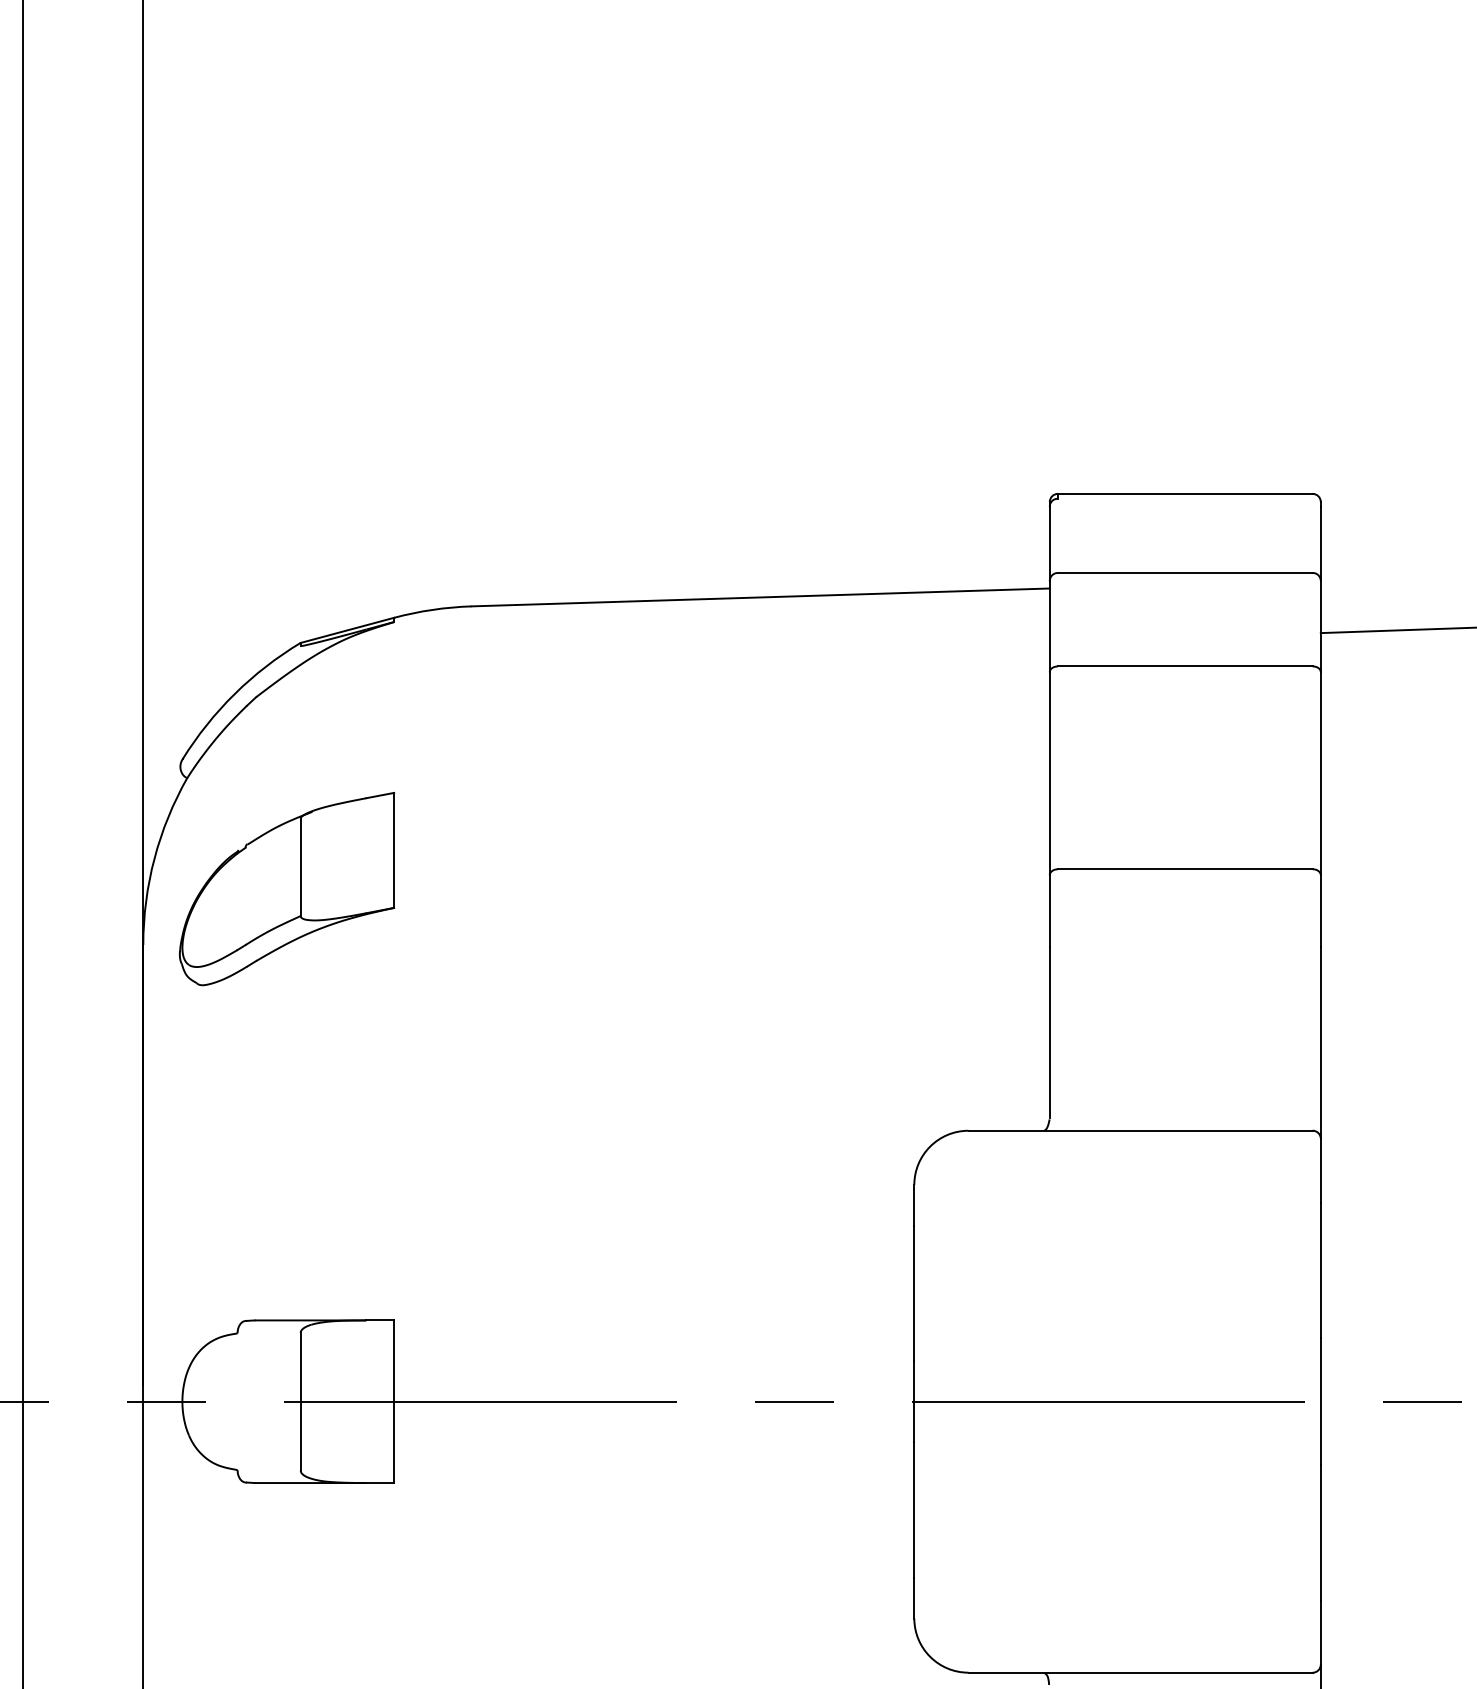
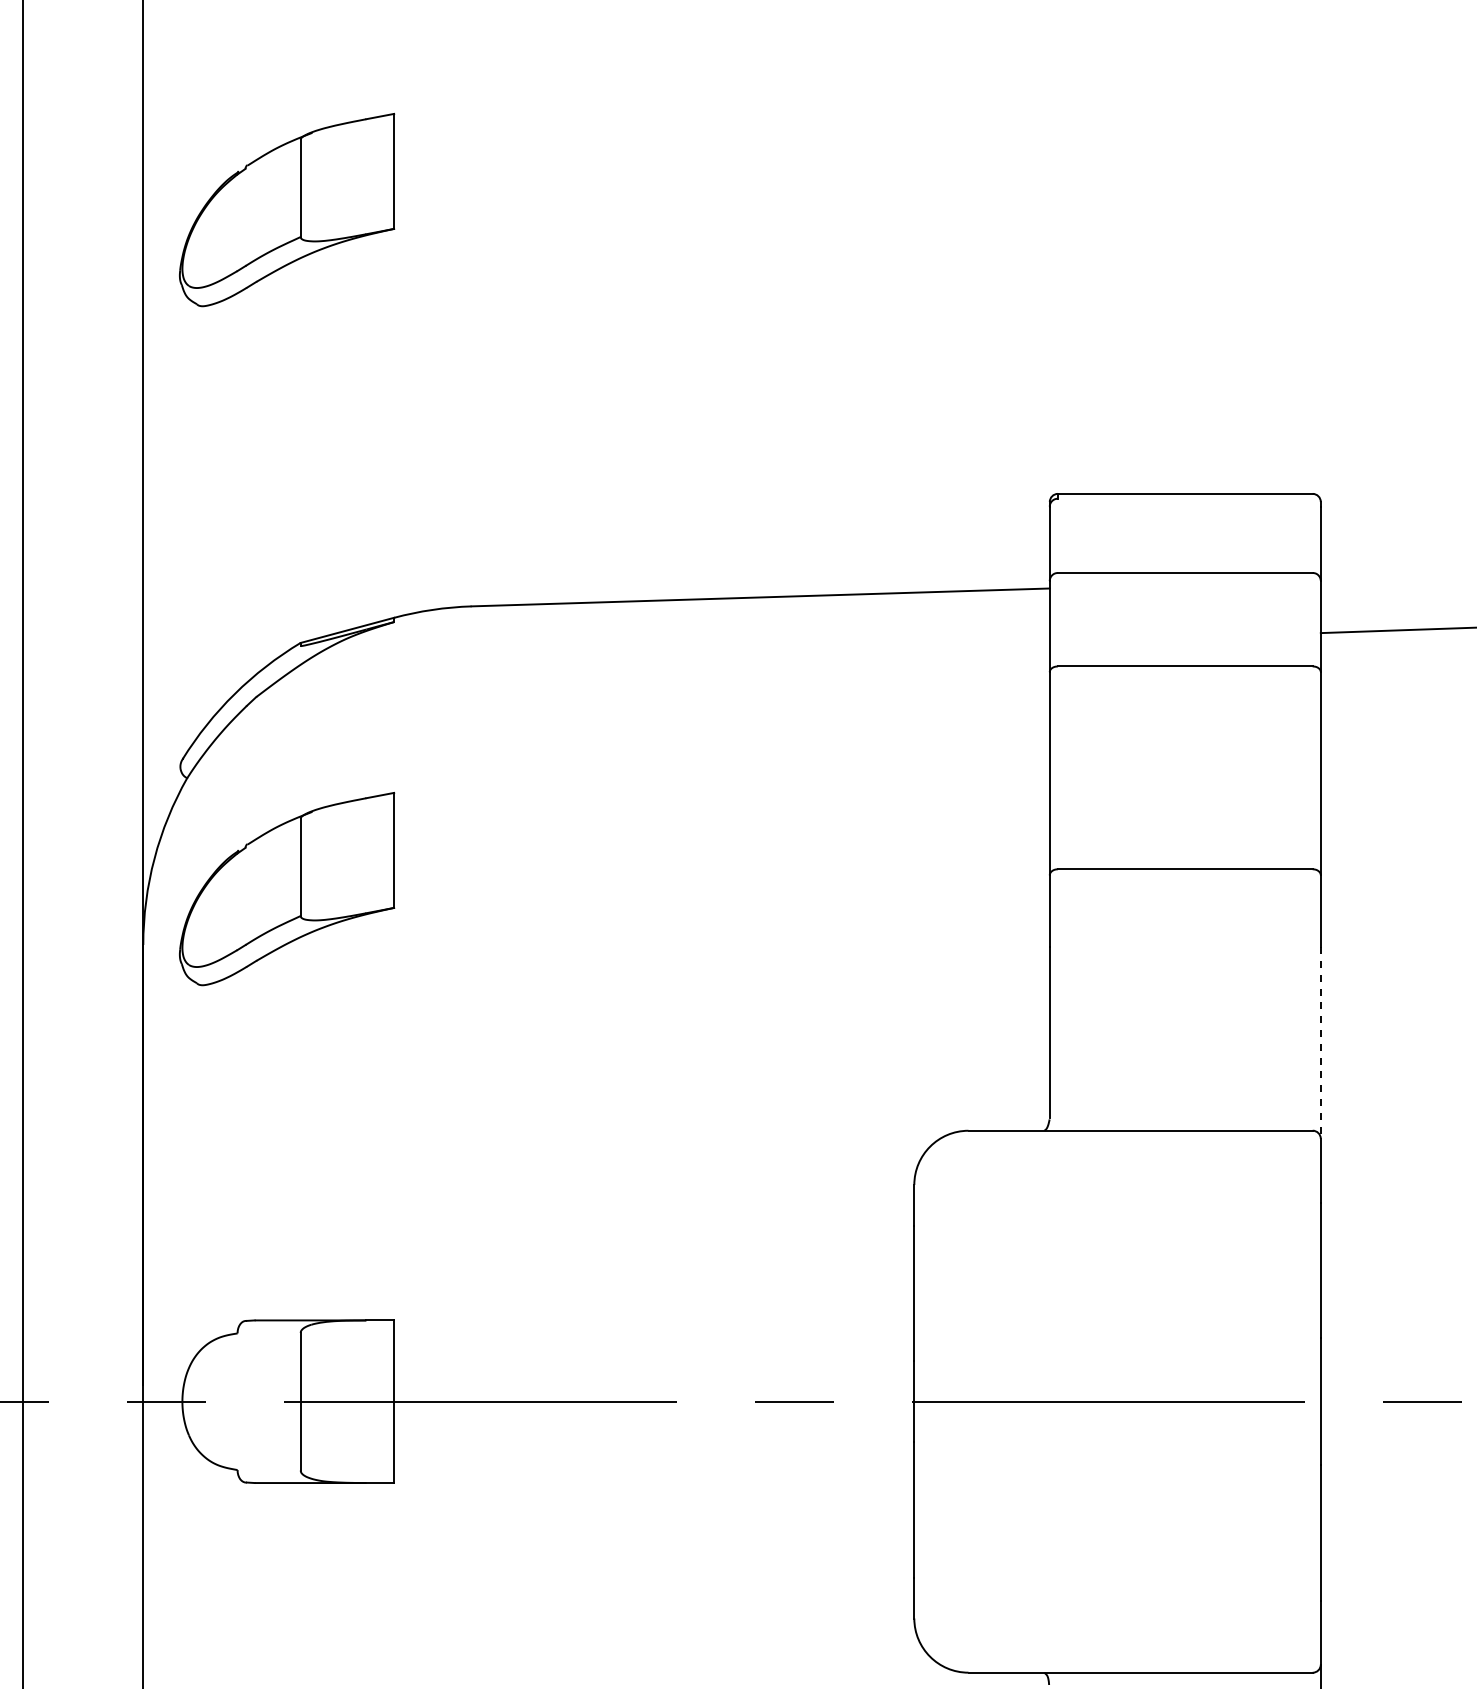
part: none -> present (287, 210)
line: solid -> dashed (1320, 1043)
